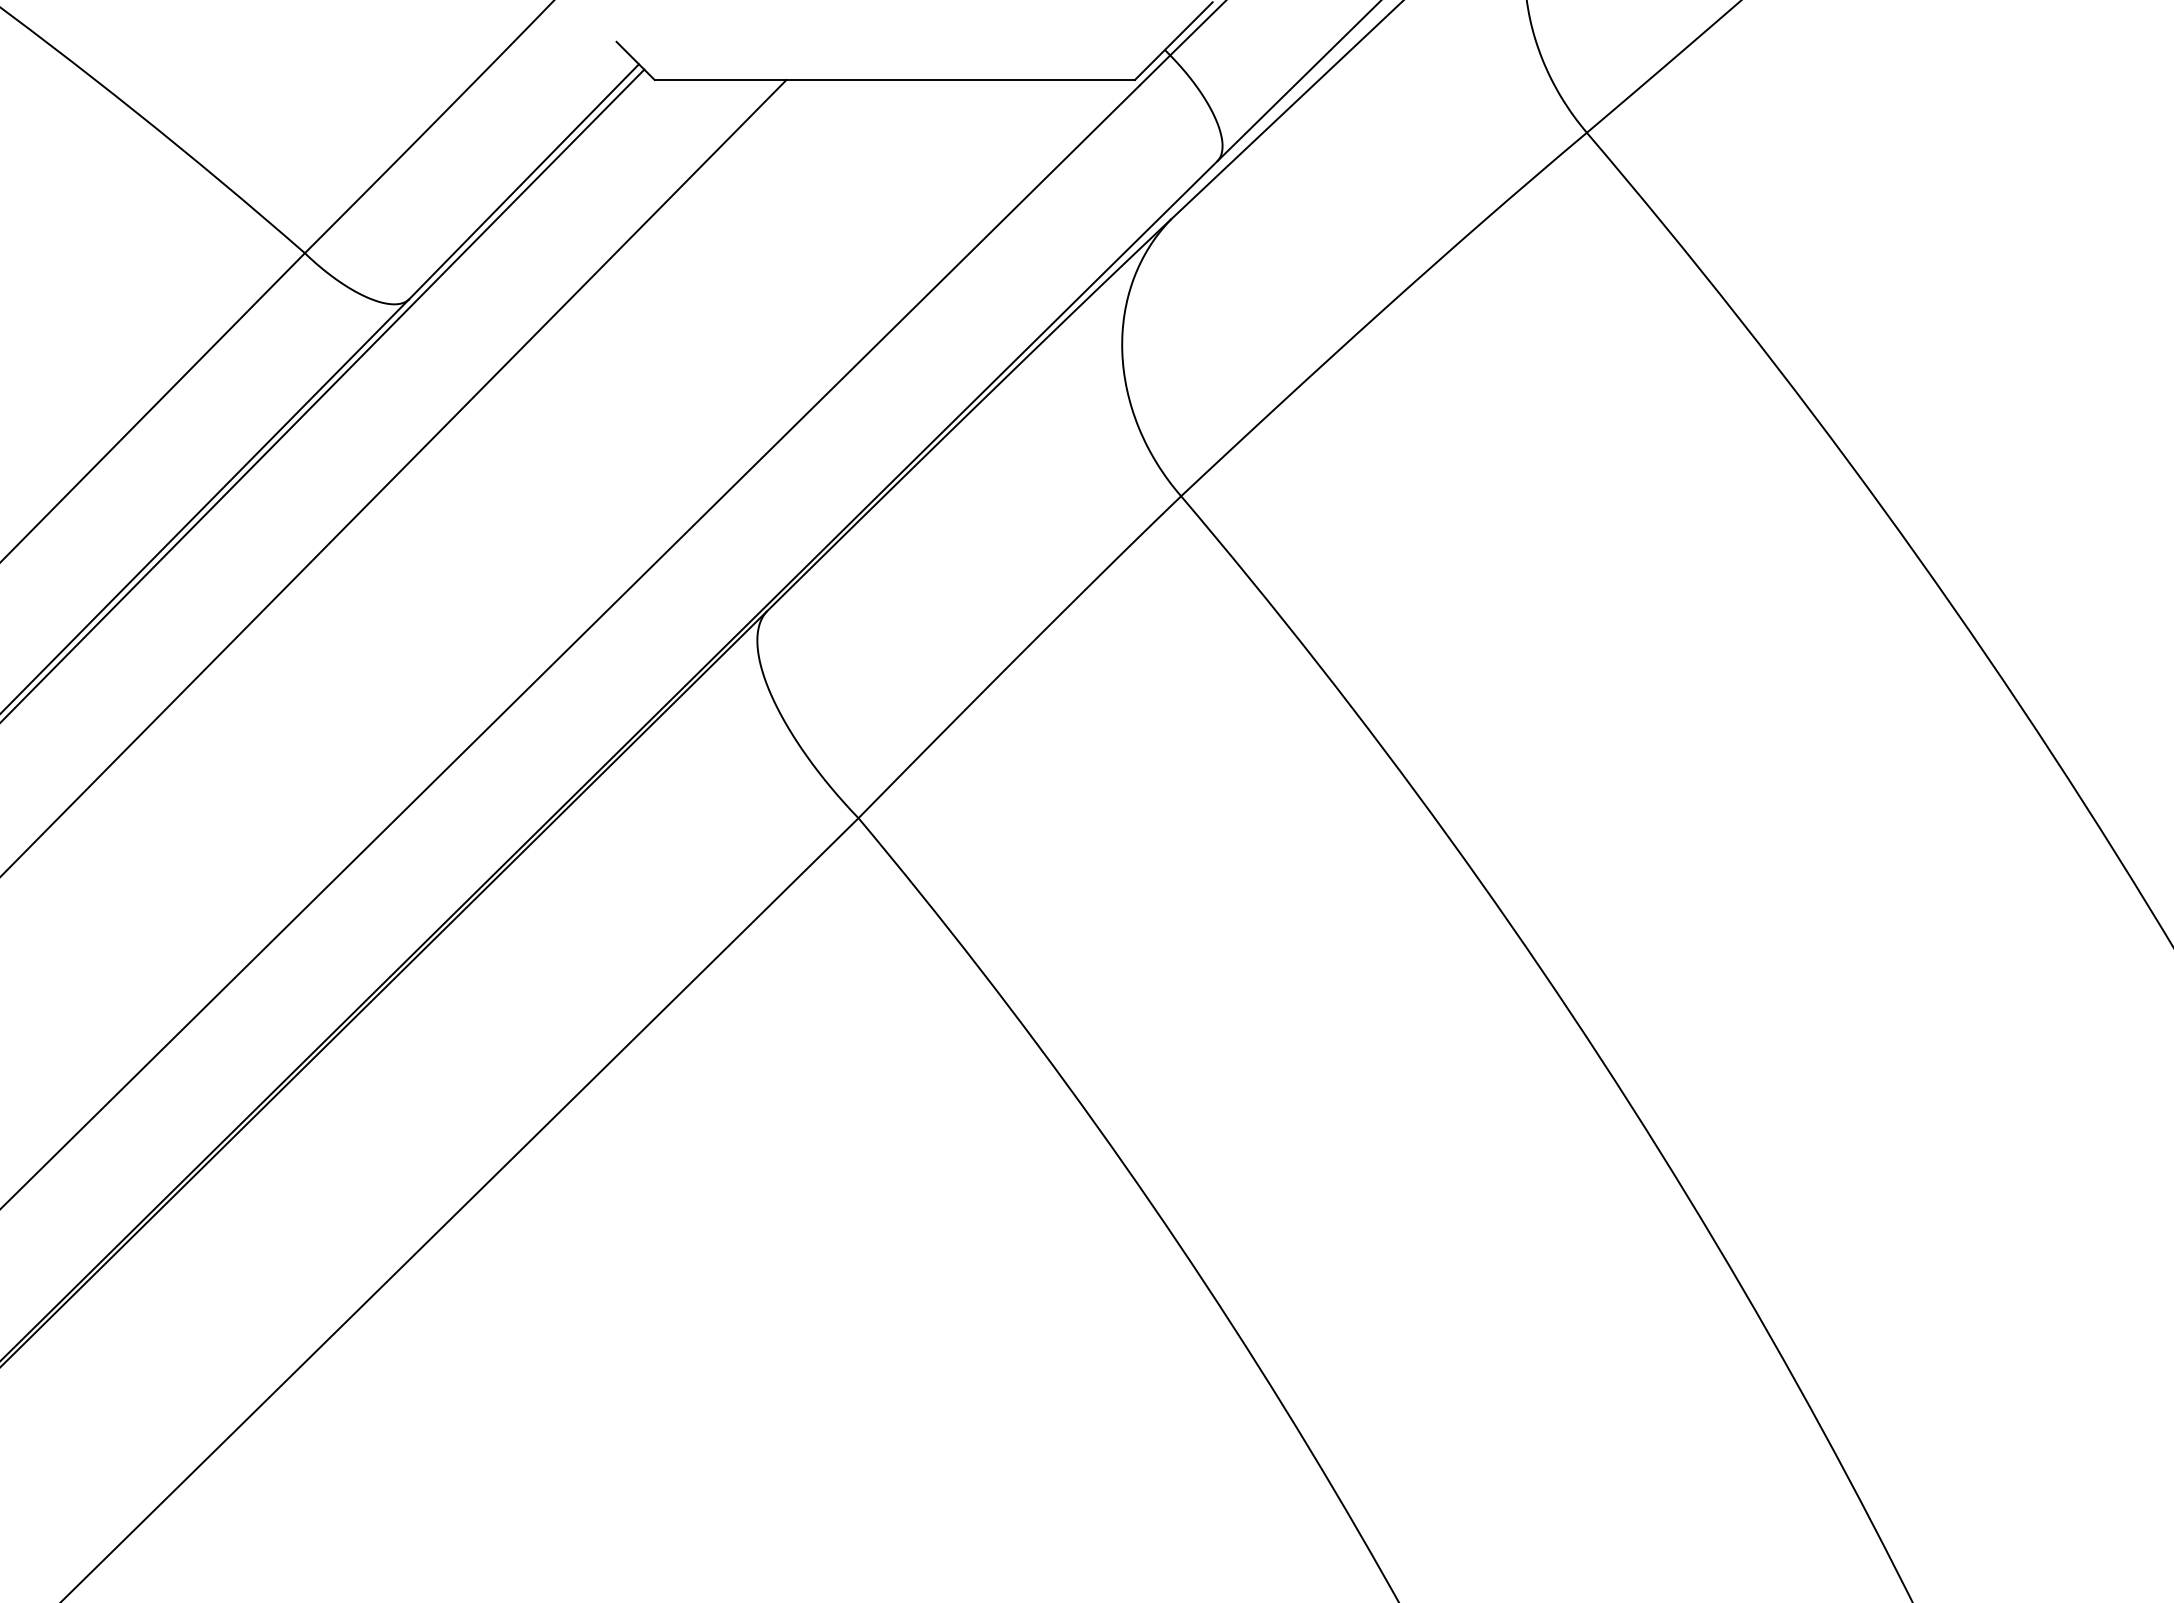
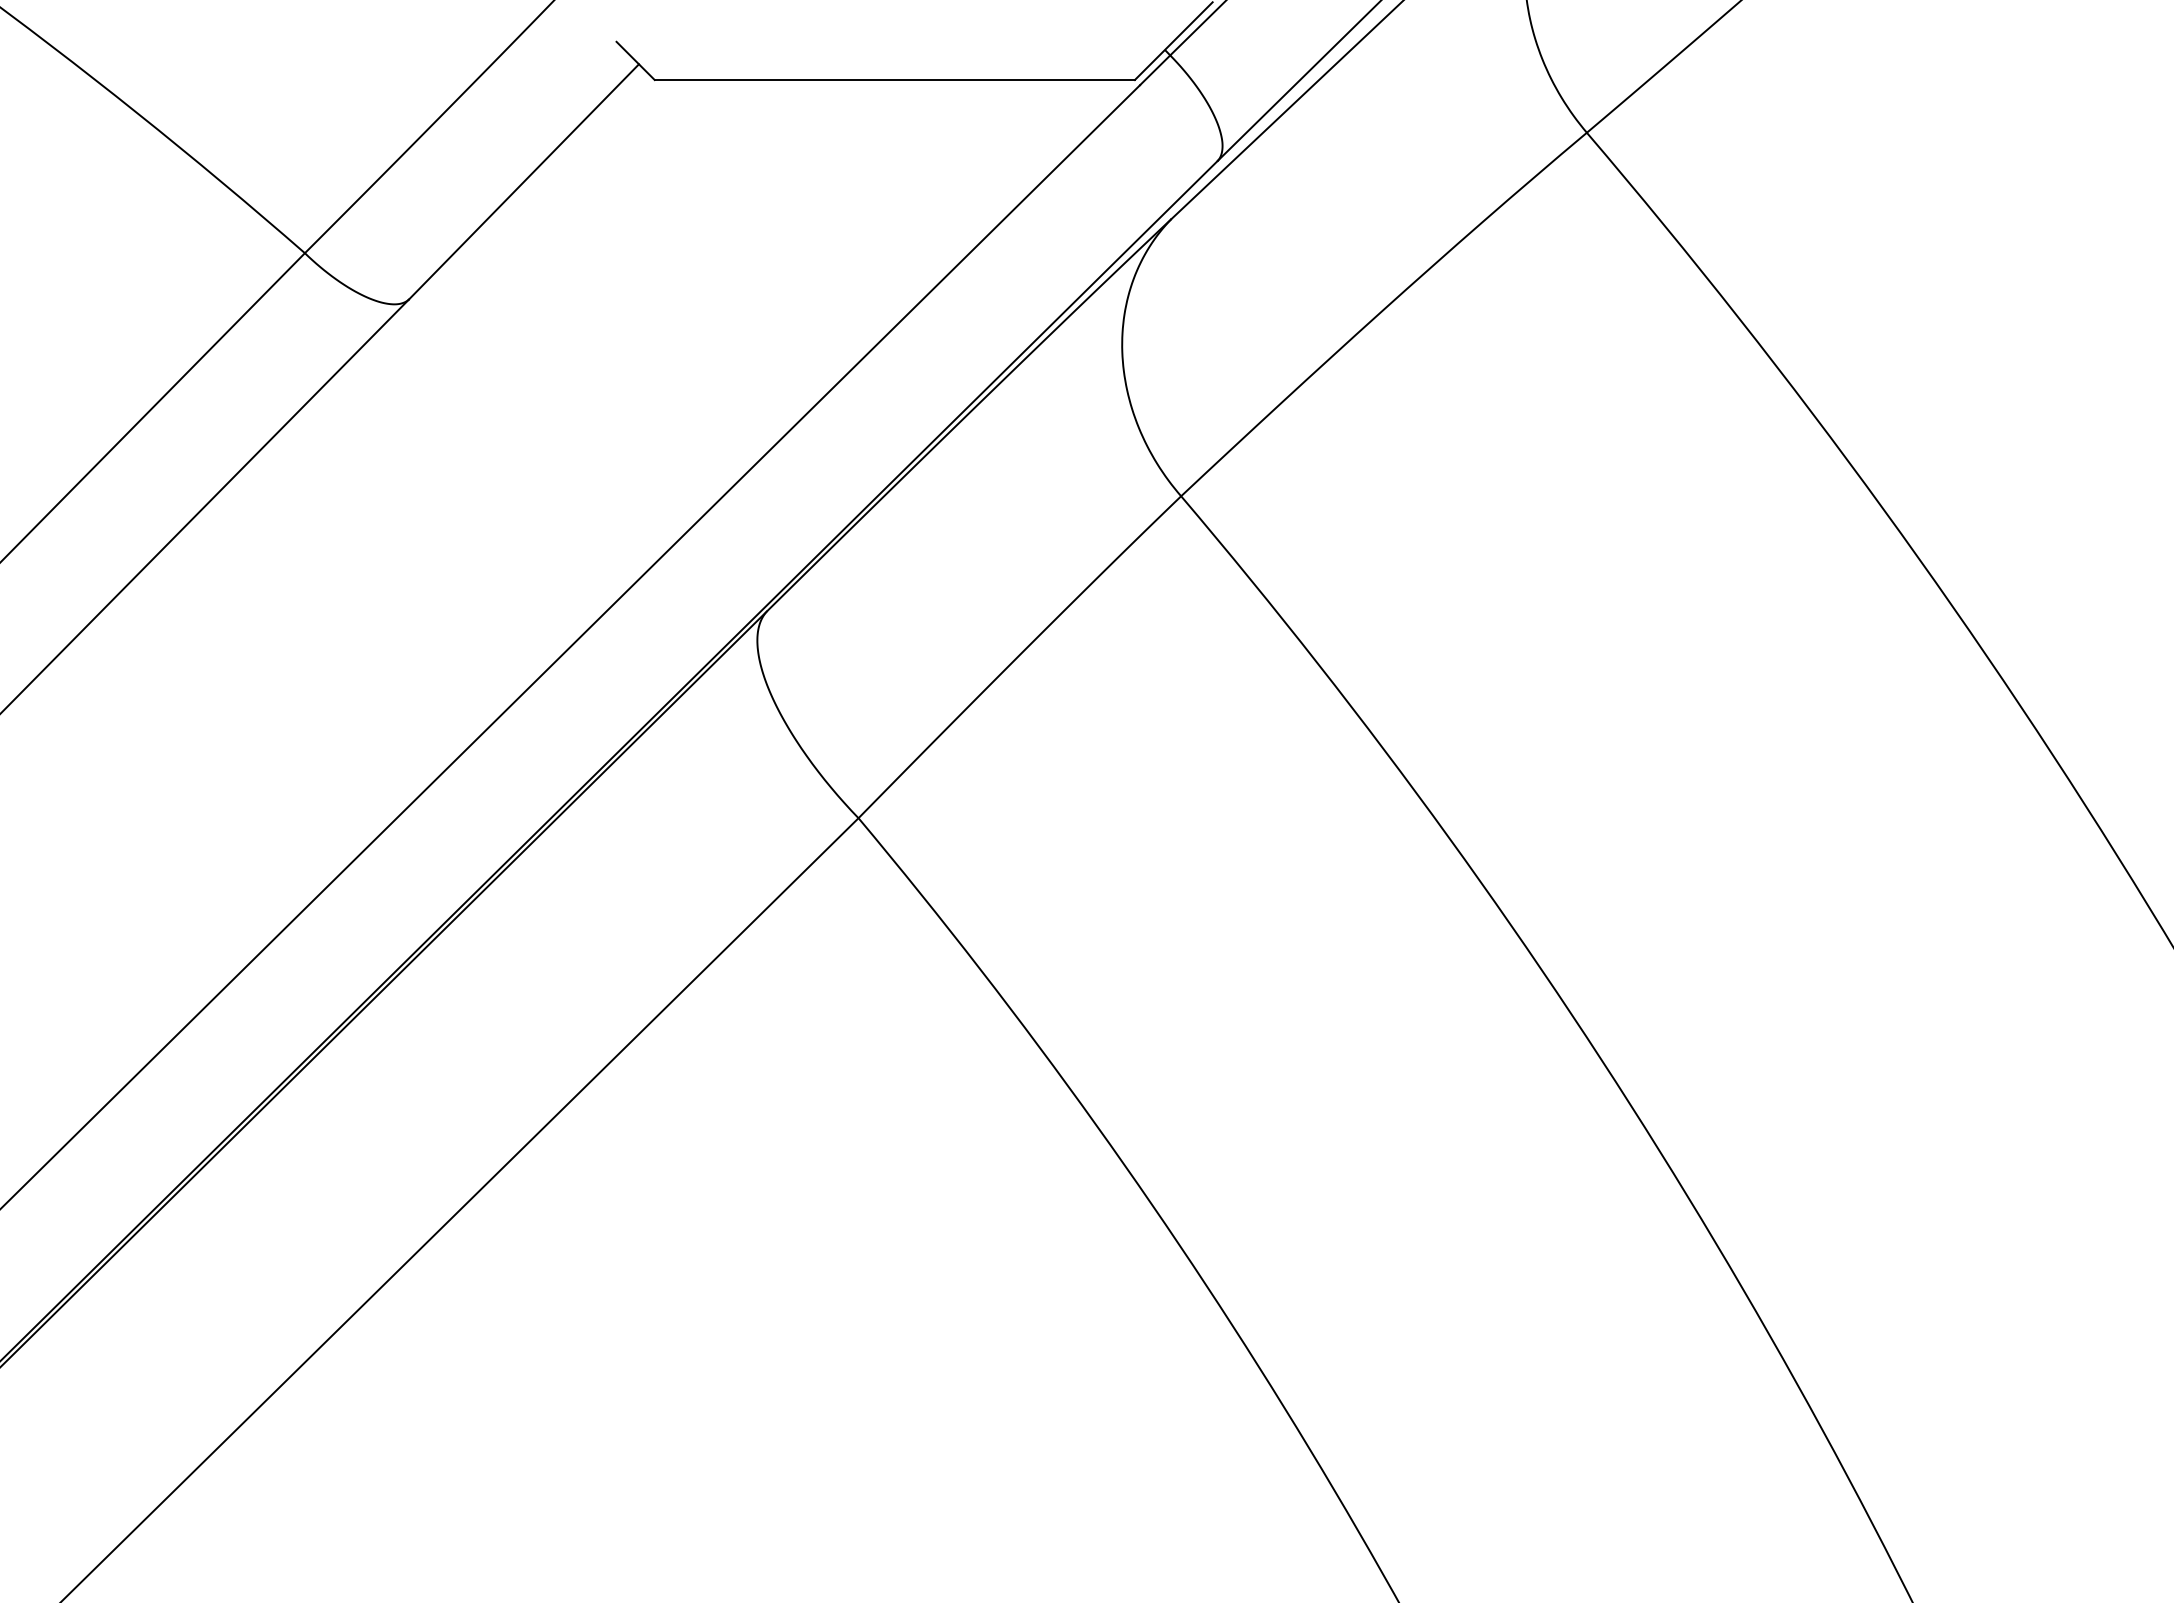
line: present -> none (323, 394)
line: present -> none (394, 477)
